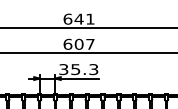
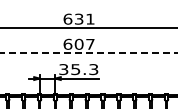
text: 641 -> 631 (78, 18)
line: solid -> dashed (89, 53)
